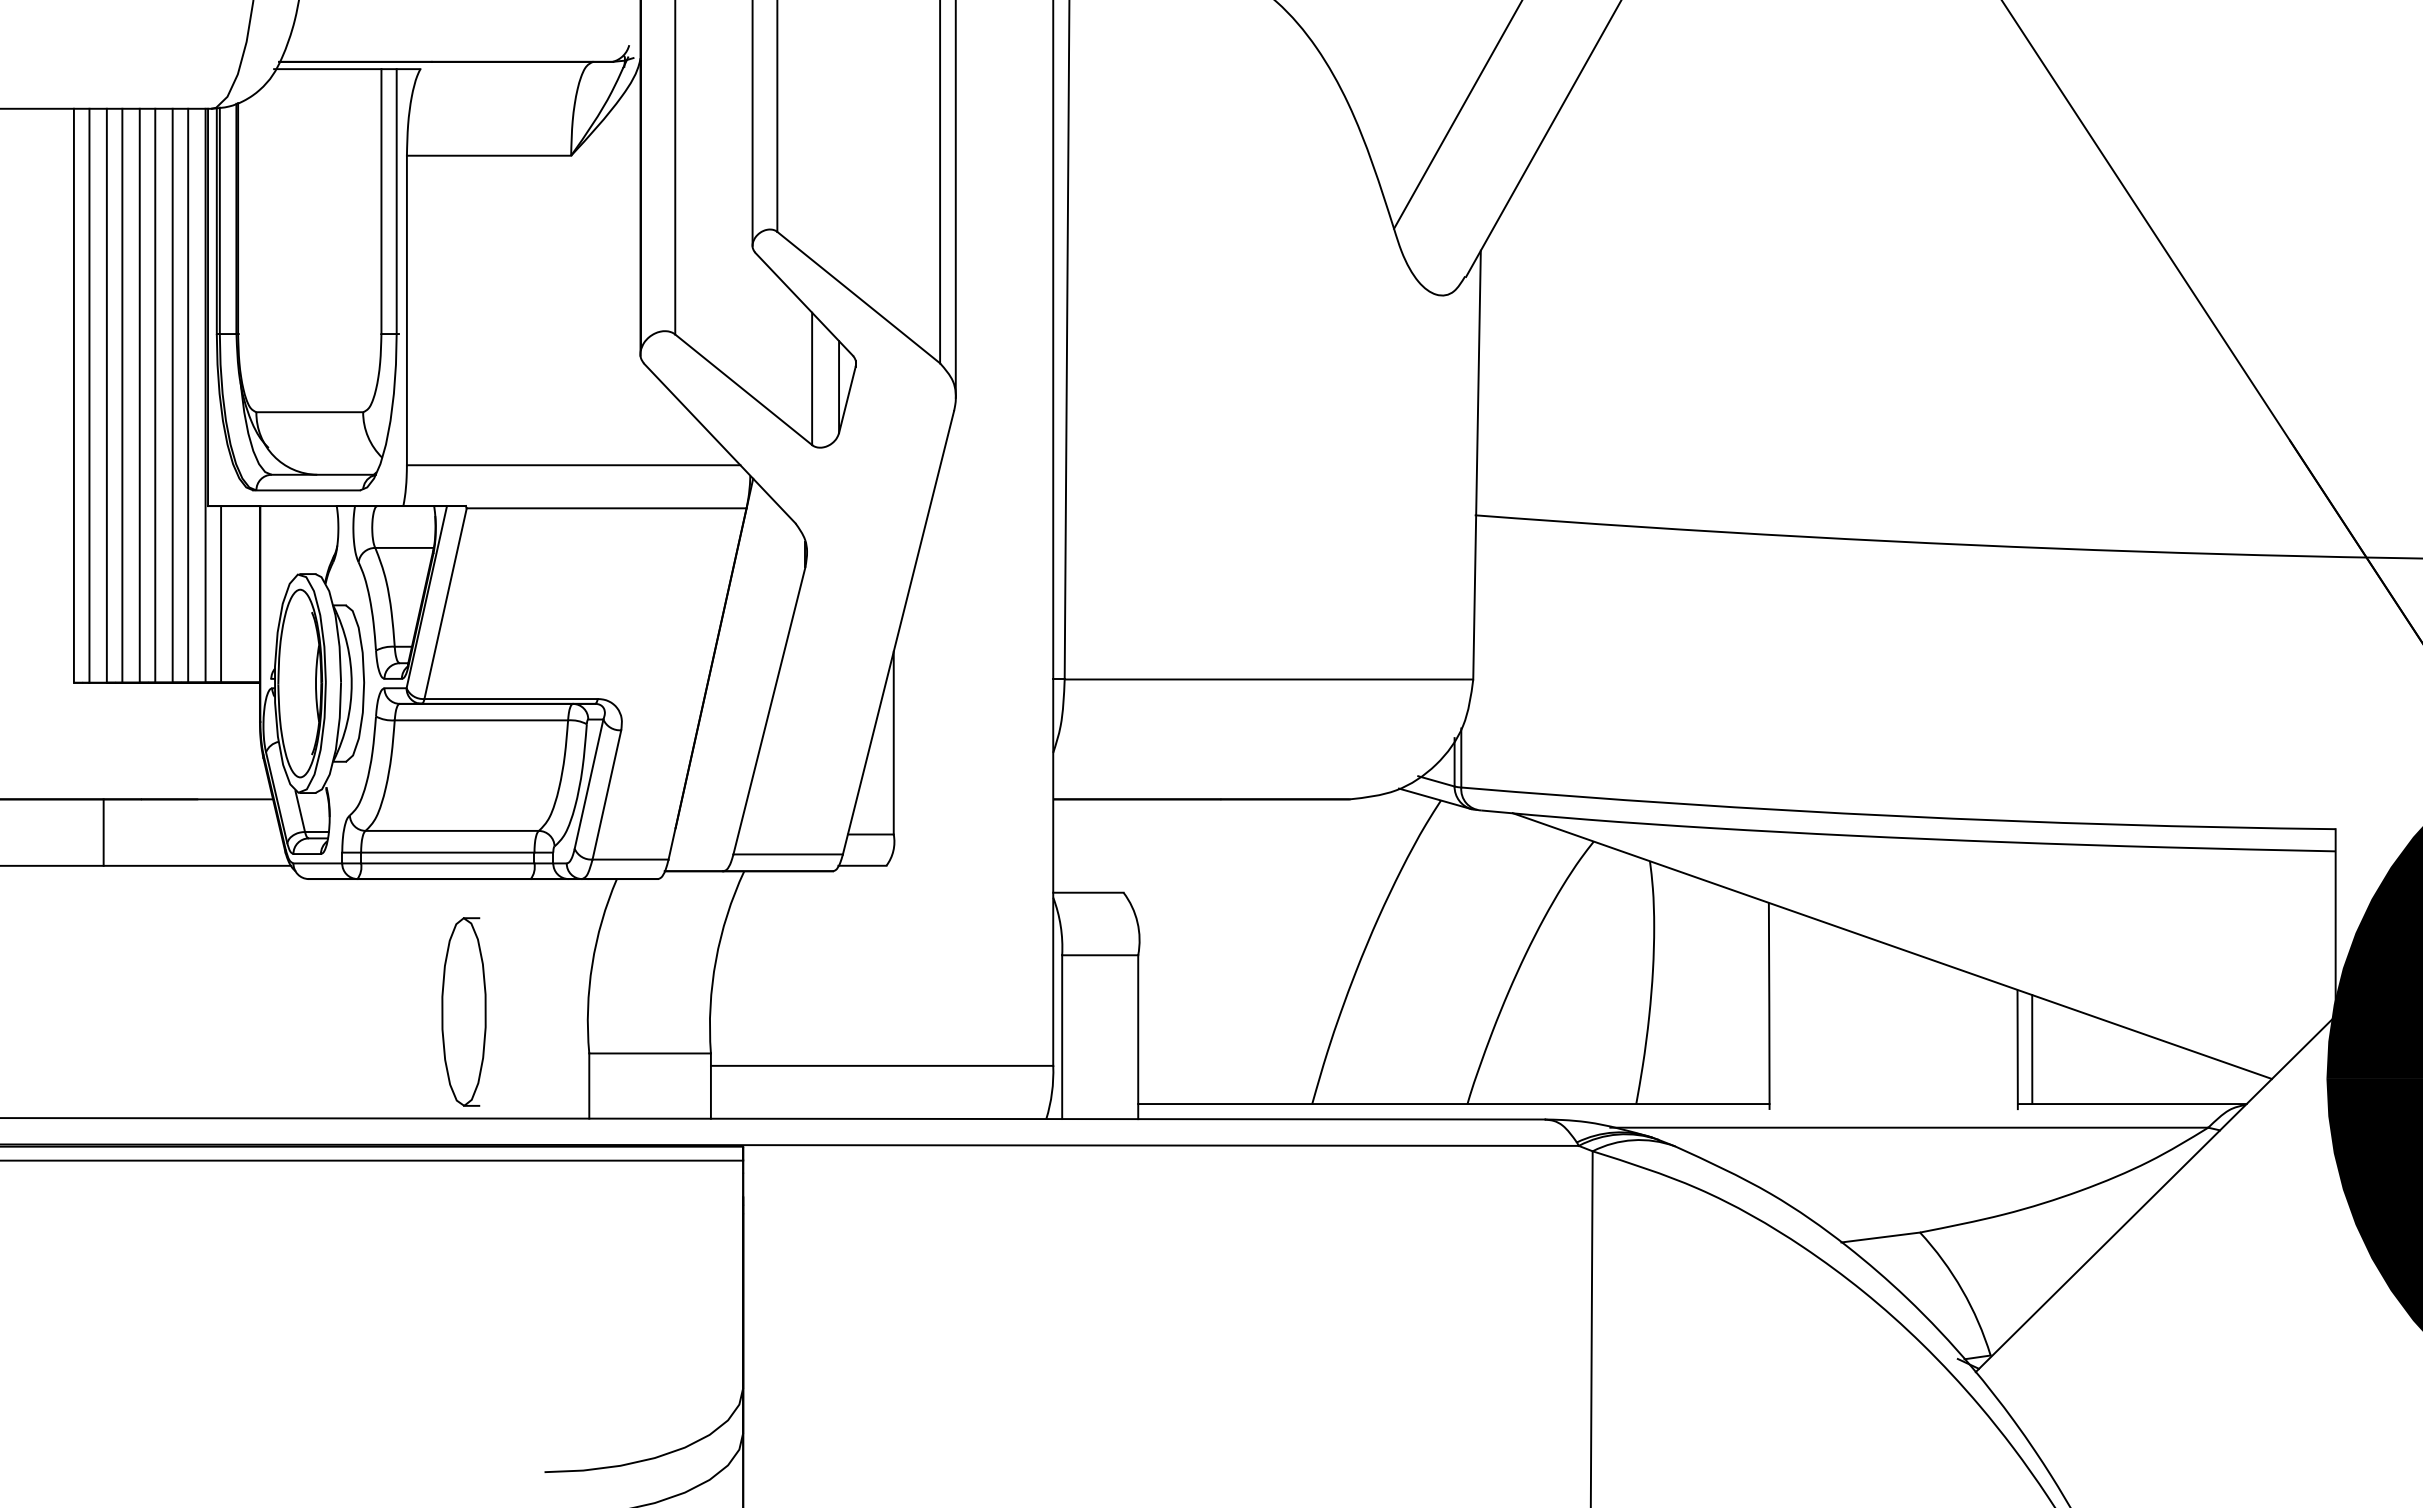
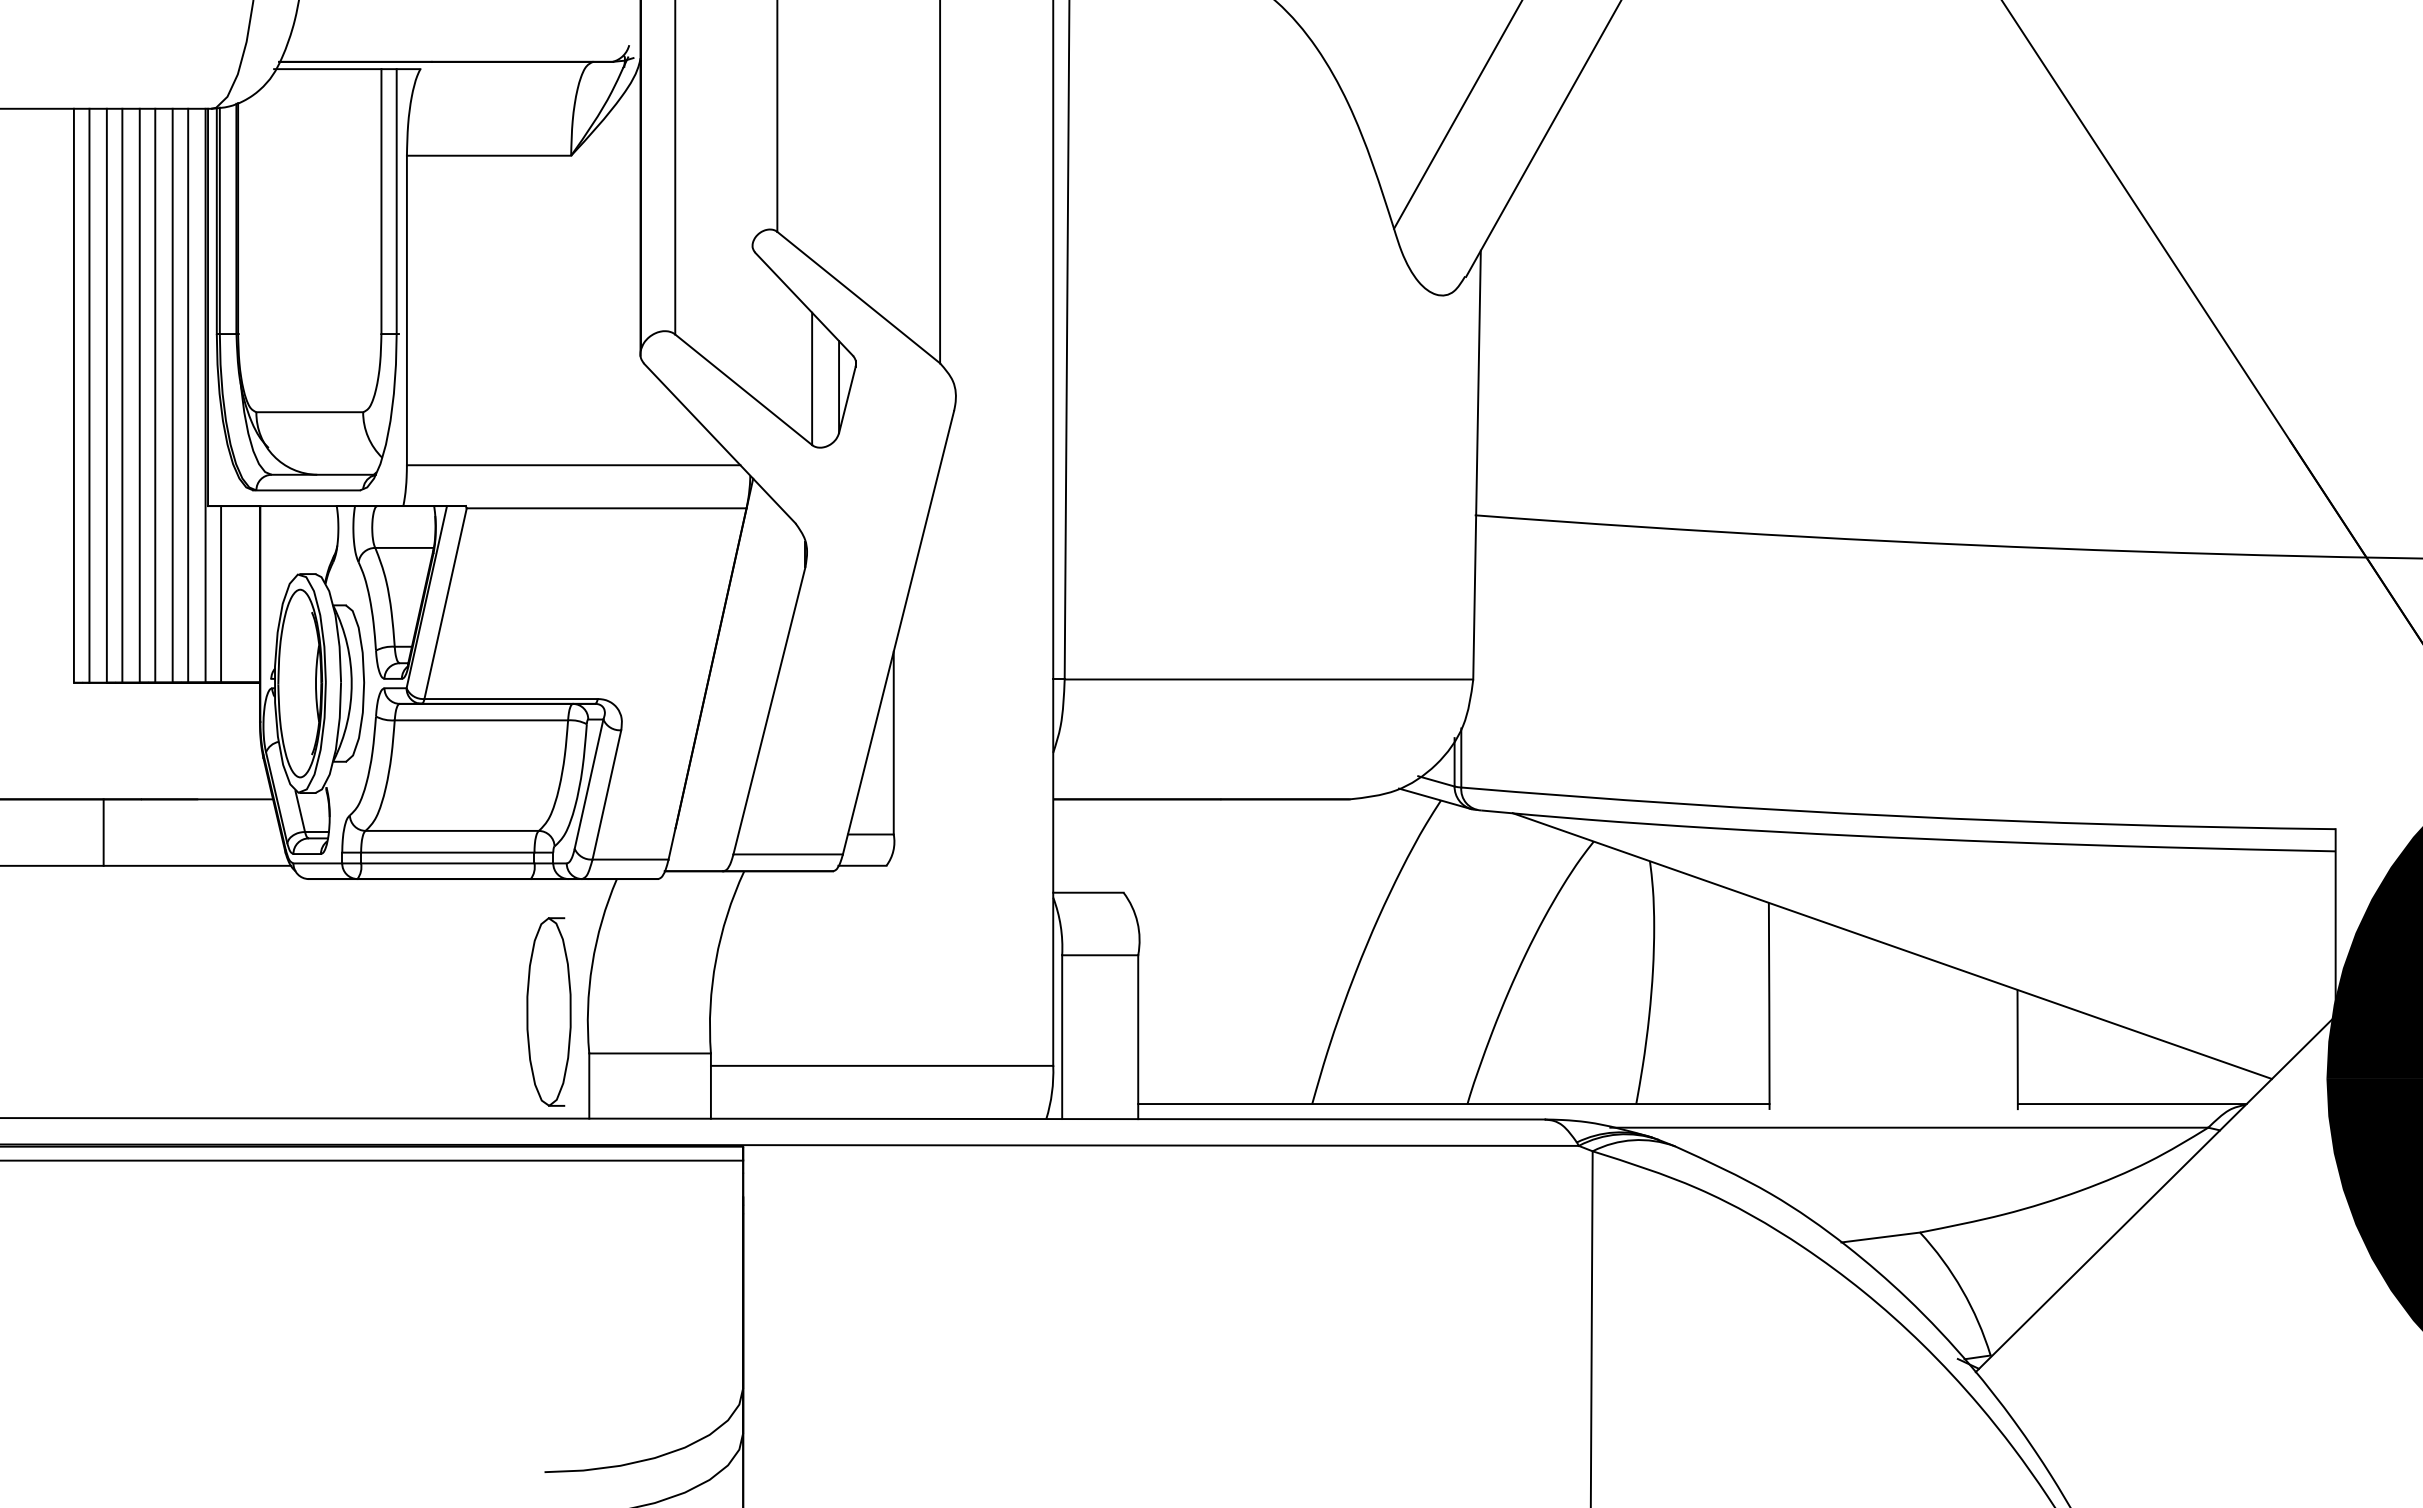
line: present -> none (752, 123)
line: present -> none (955, 199)
part position: (463, 1011) -> (548, 1011) (548, 1011)
line: present -> none (2032, 1049)
